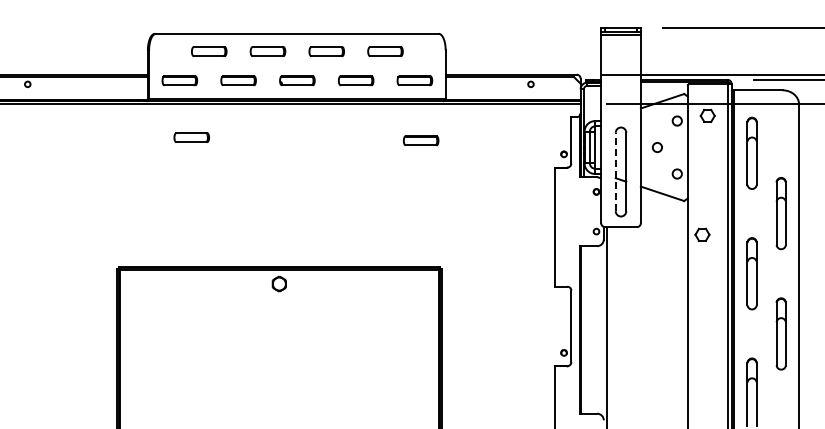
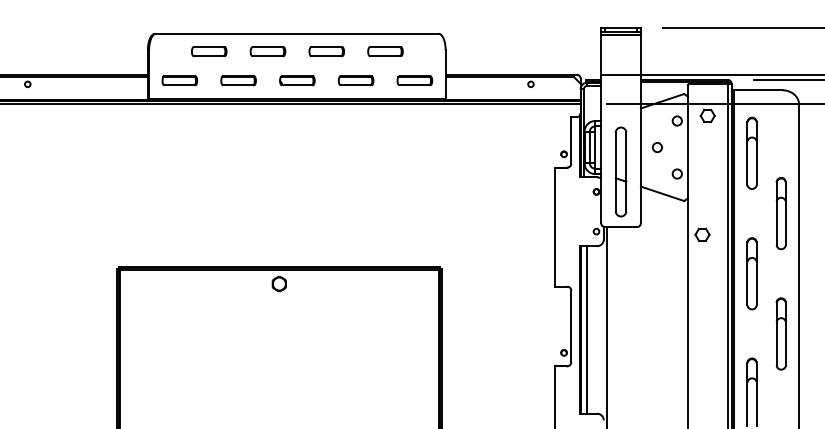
part: present -> none (191, 137)
part: present -> none (421, 140)
line: dashed -> solid (615, 171)
line: none -> present (587, 329)
